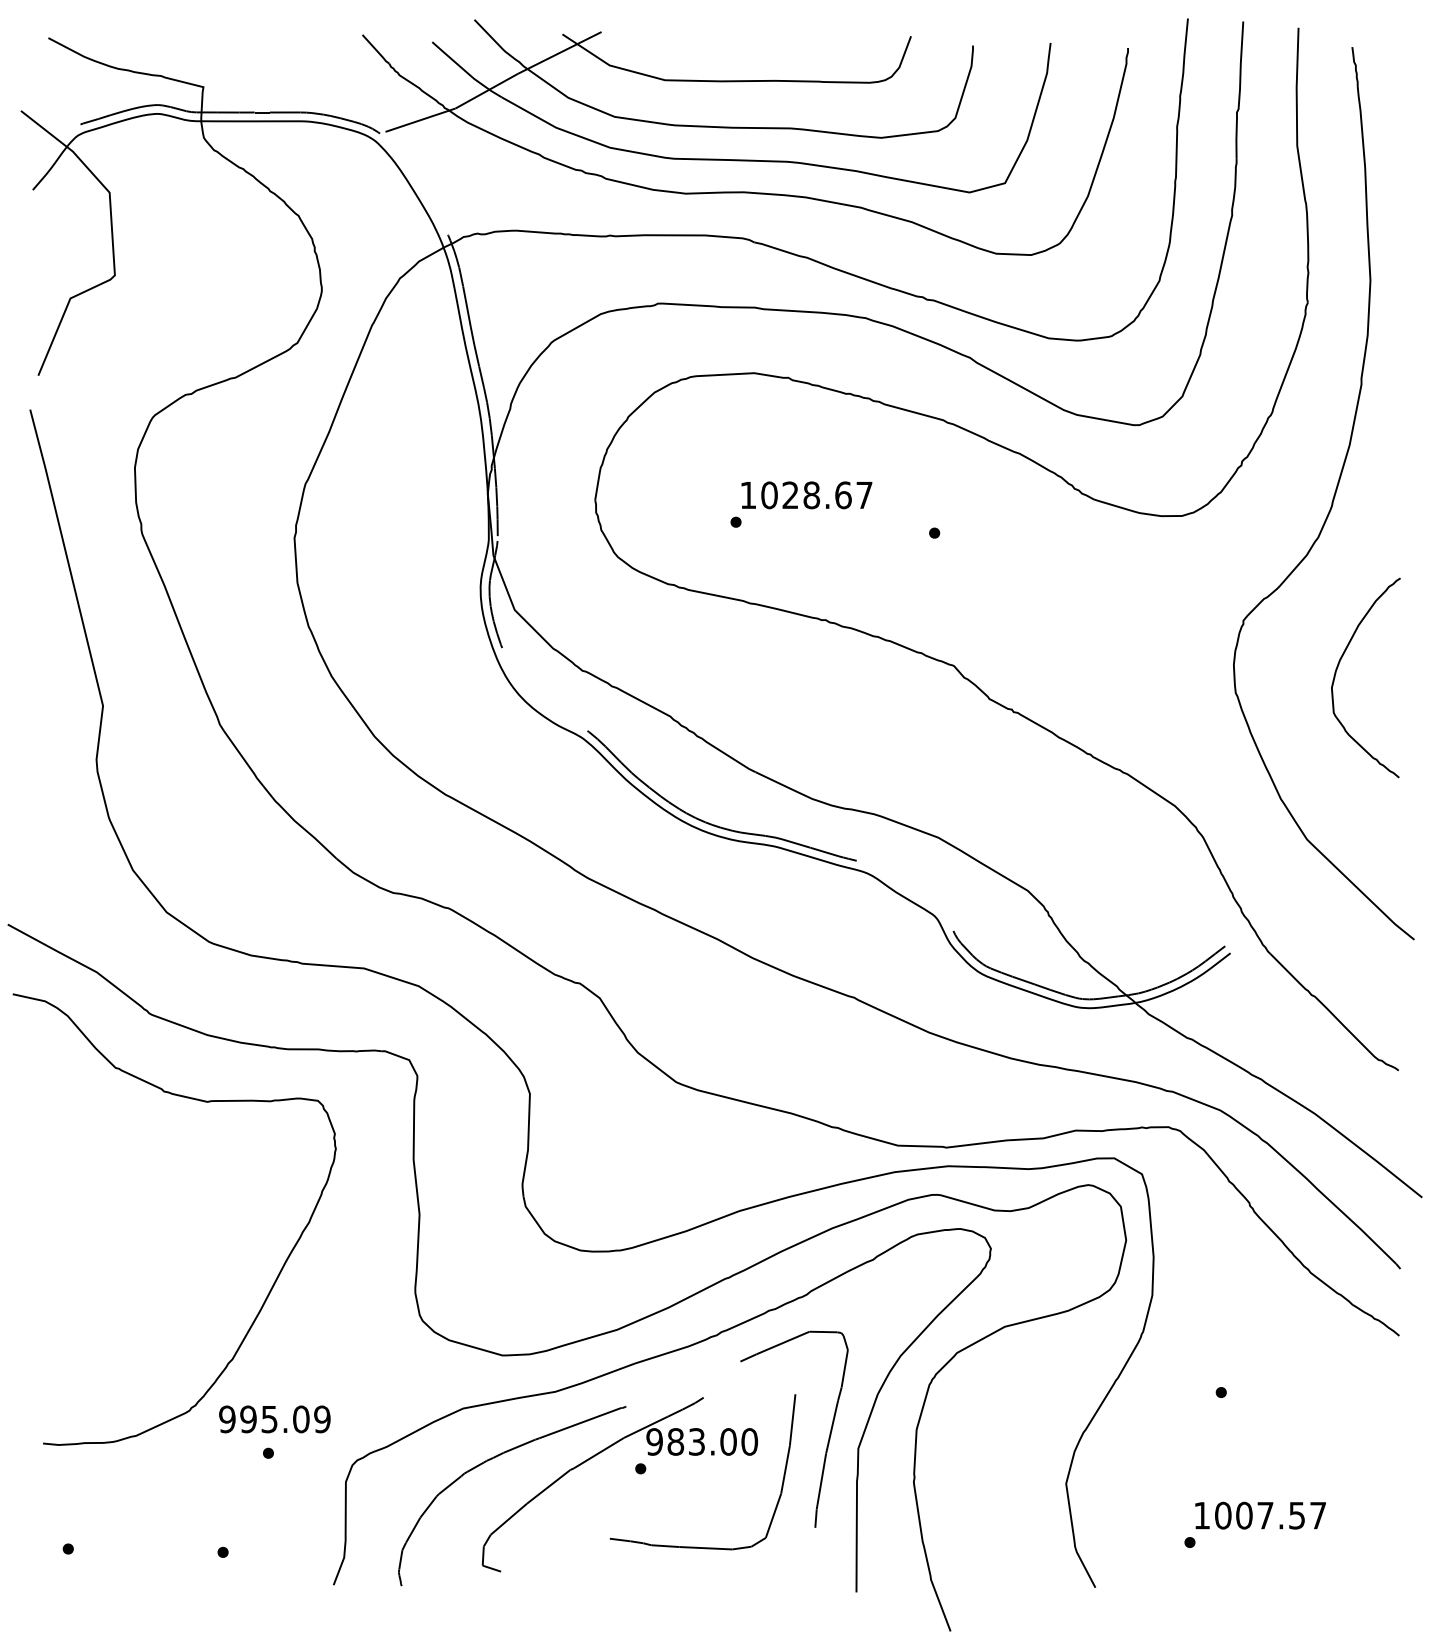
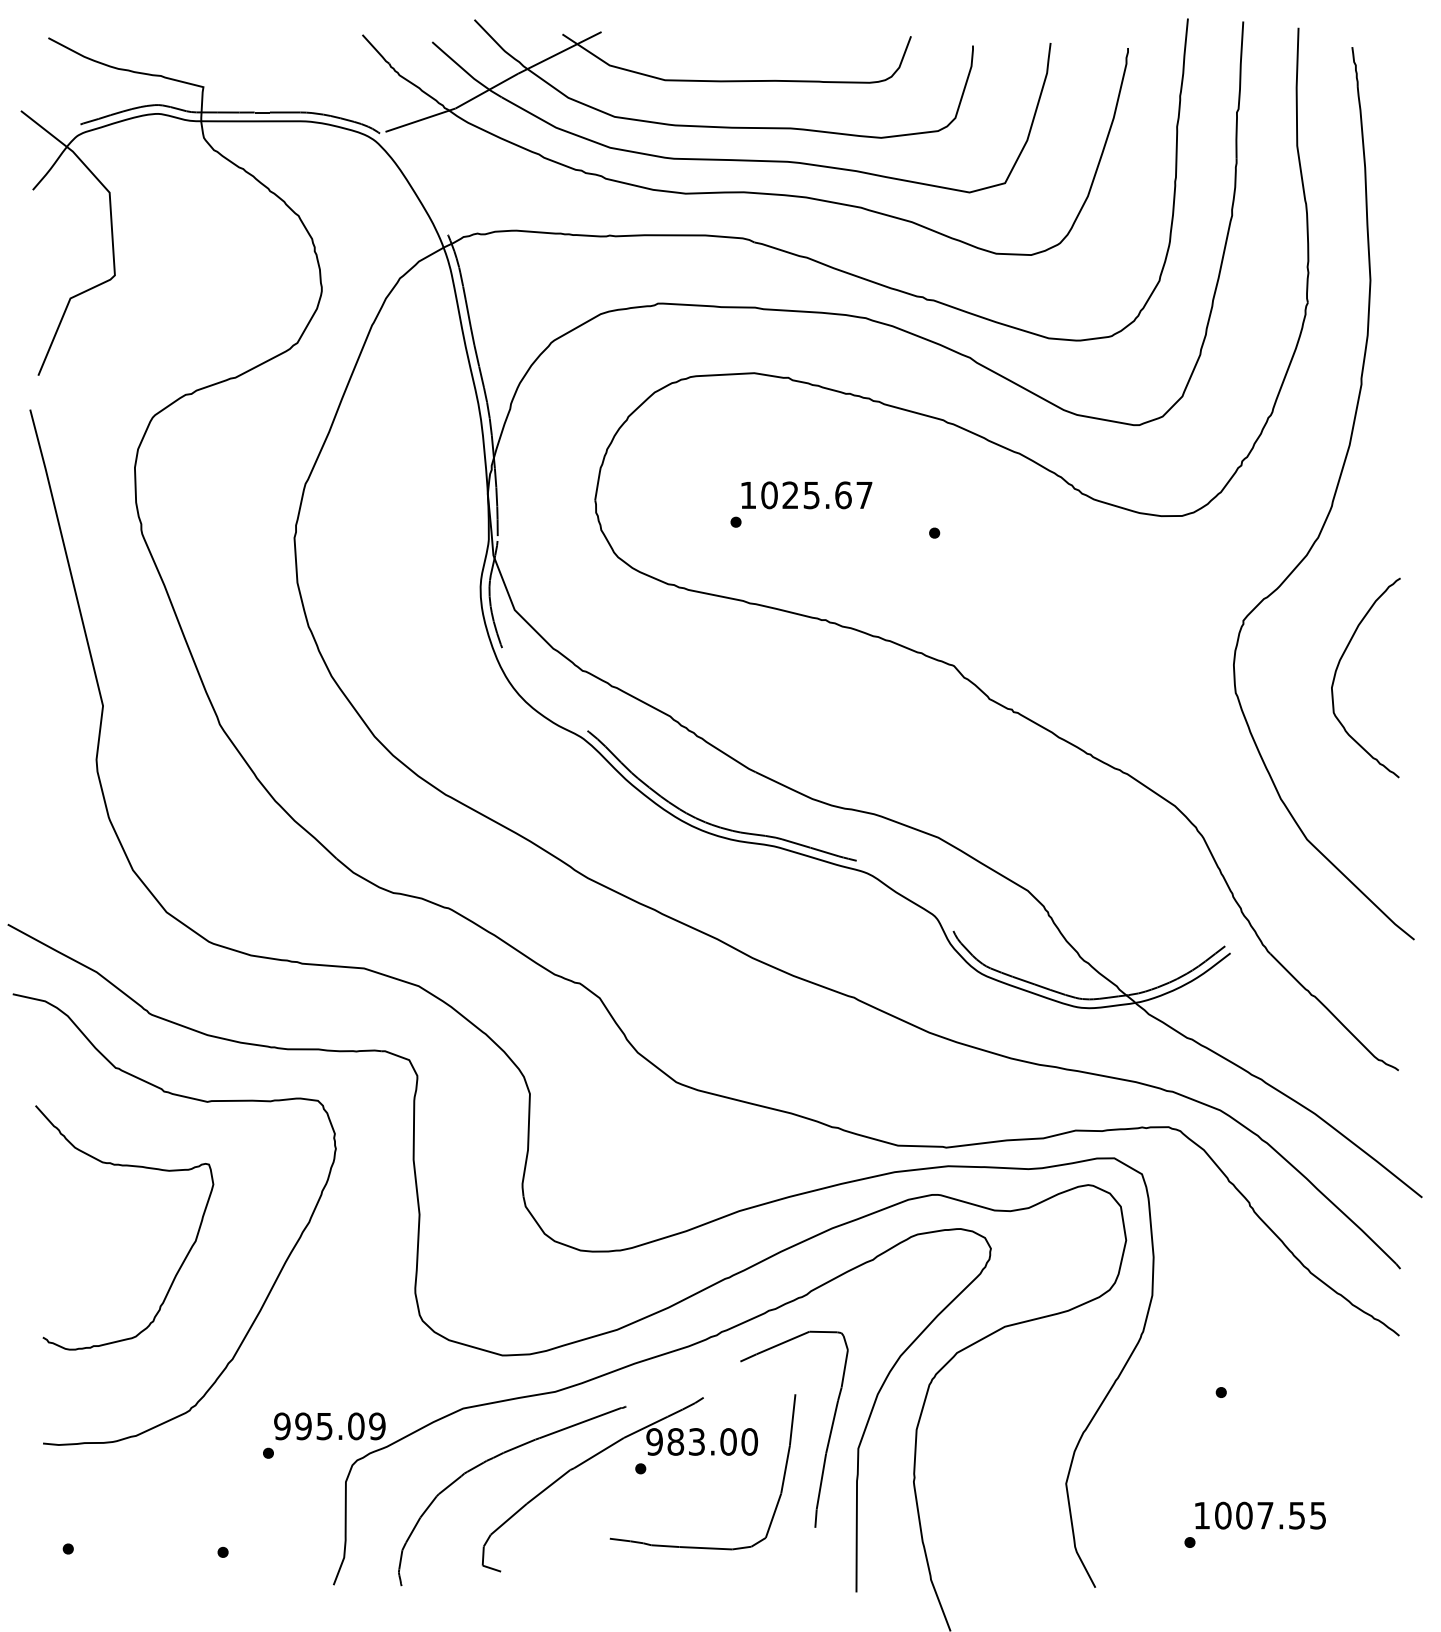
text: 1028.67 -> 1025.67 (811, 495)
curve: none -> present (134, 1167)
text position: (274, 1419) -> (329, 1426) (329, 1426)
text: 1007.57 -> 1007.55 (1317, 1515)
